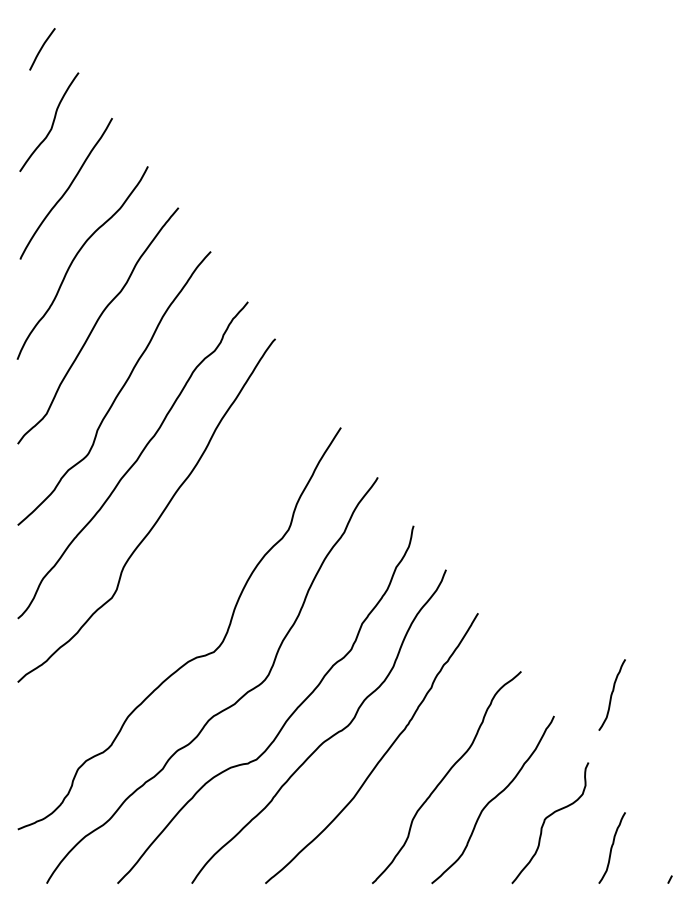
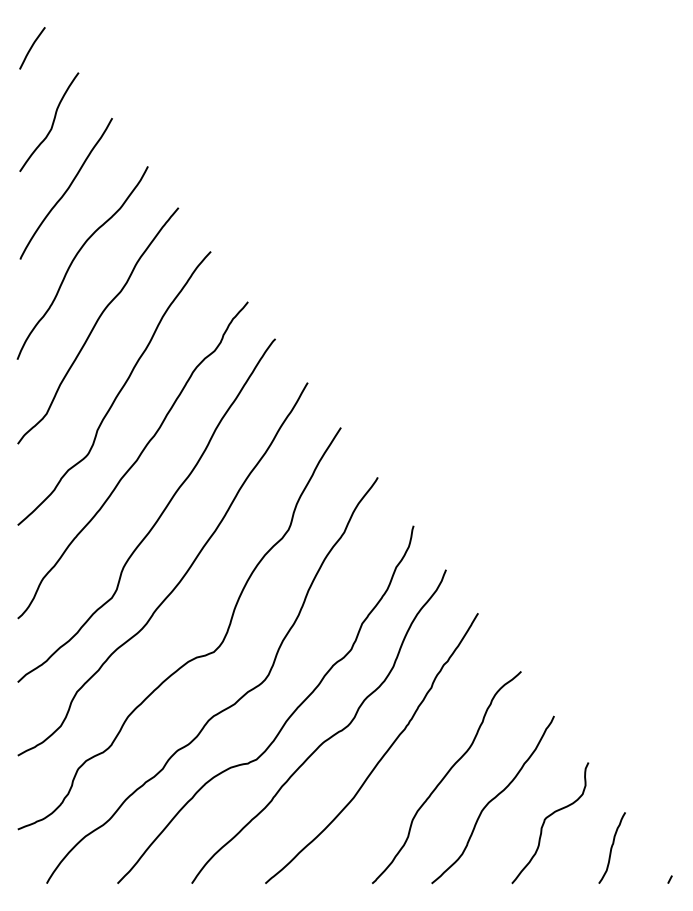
curve position: (42, 48) -> (32, 47) (32, 47)
curve: none -> present (179, 580)
curve: present -> none (611, 694)
